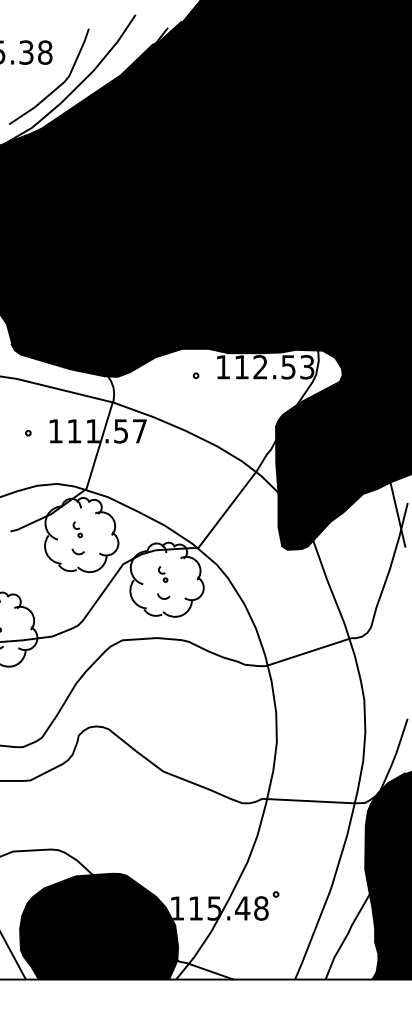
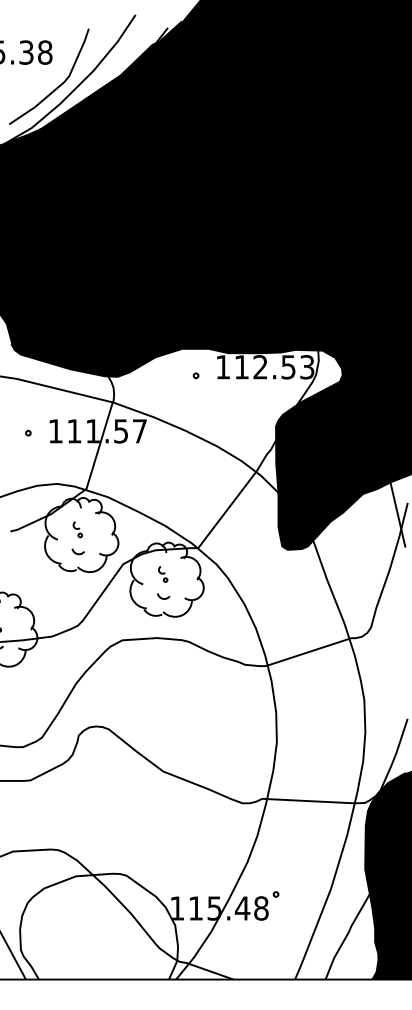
fill: present -> none (99, 926)
